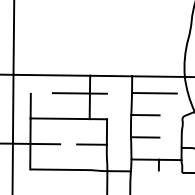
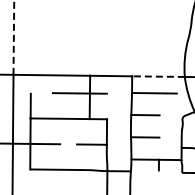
line: solid -> dashed (13, 37)
line: solid -> dashed (158, 76)
